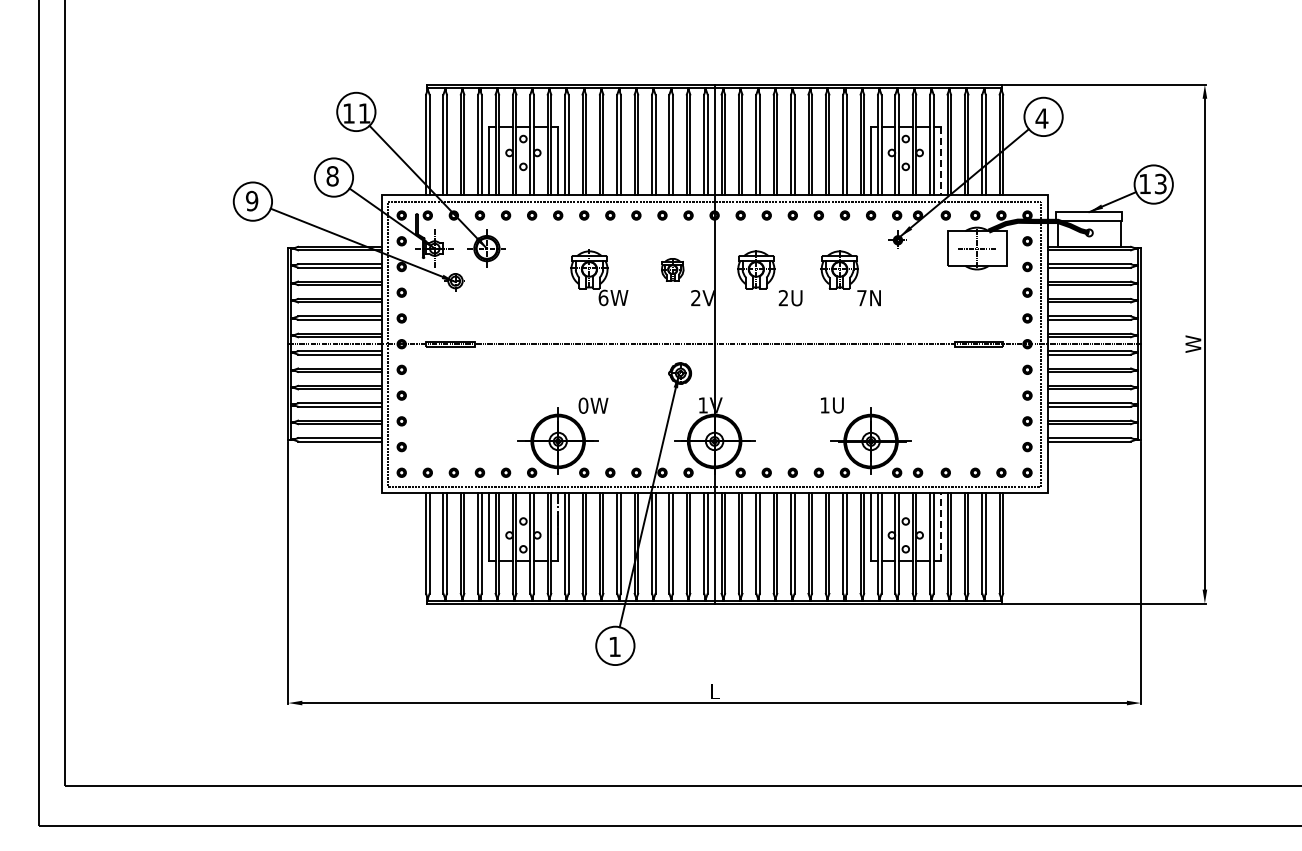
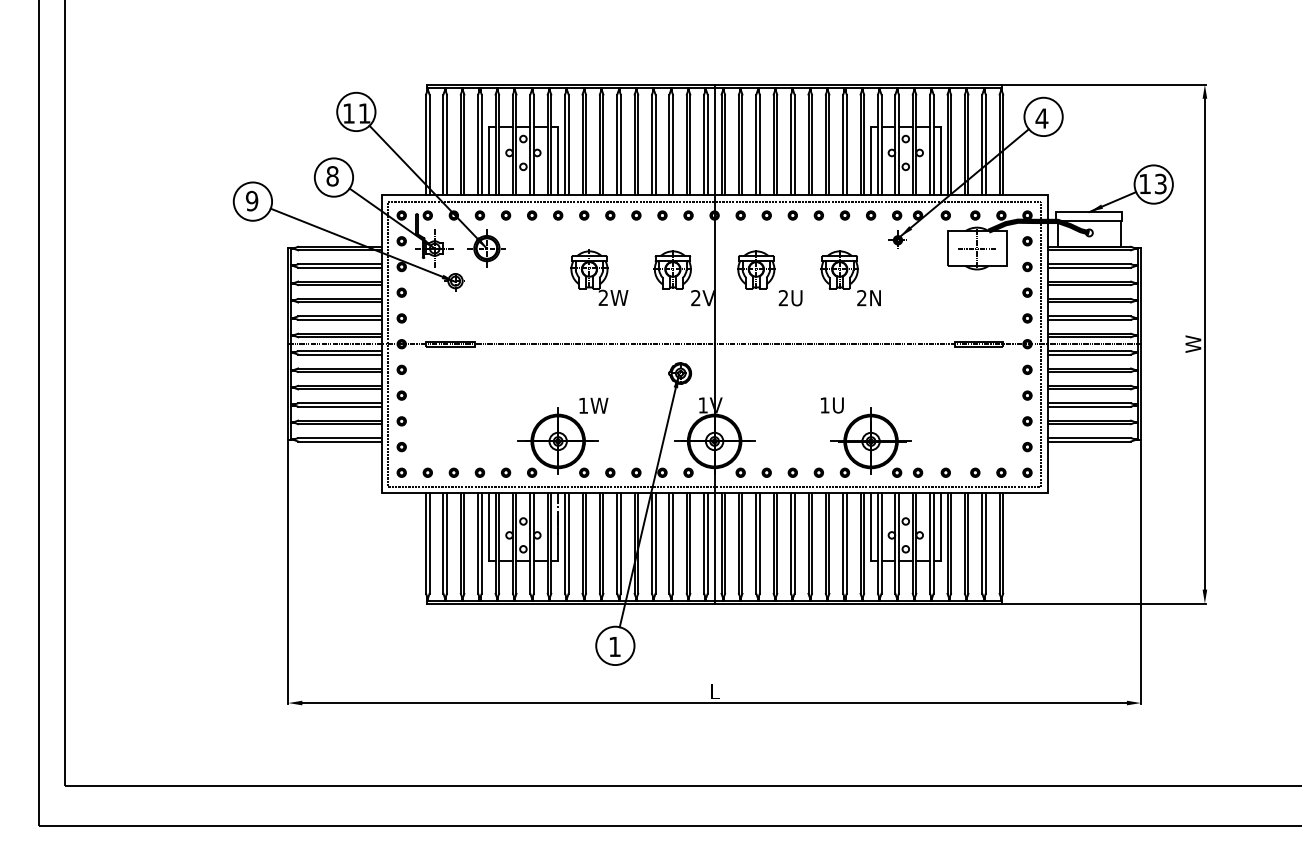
line: dashed -> solid (940, 161)
part size: 24x24 px -> 39x40 px (672, 269)
text: 6W -> 2W (603, 297)
text: 7N -> 2N (861, 298)
text: 0W -> 1W (583, 405)
line: dashed -> solid (940, 526)
